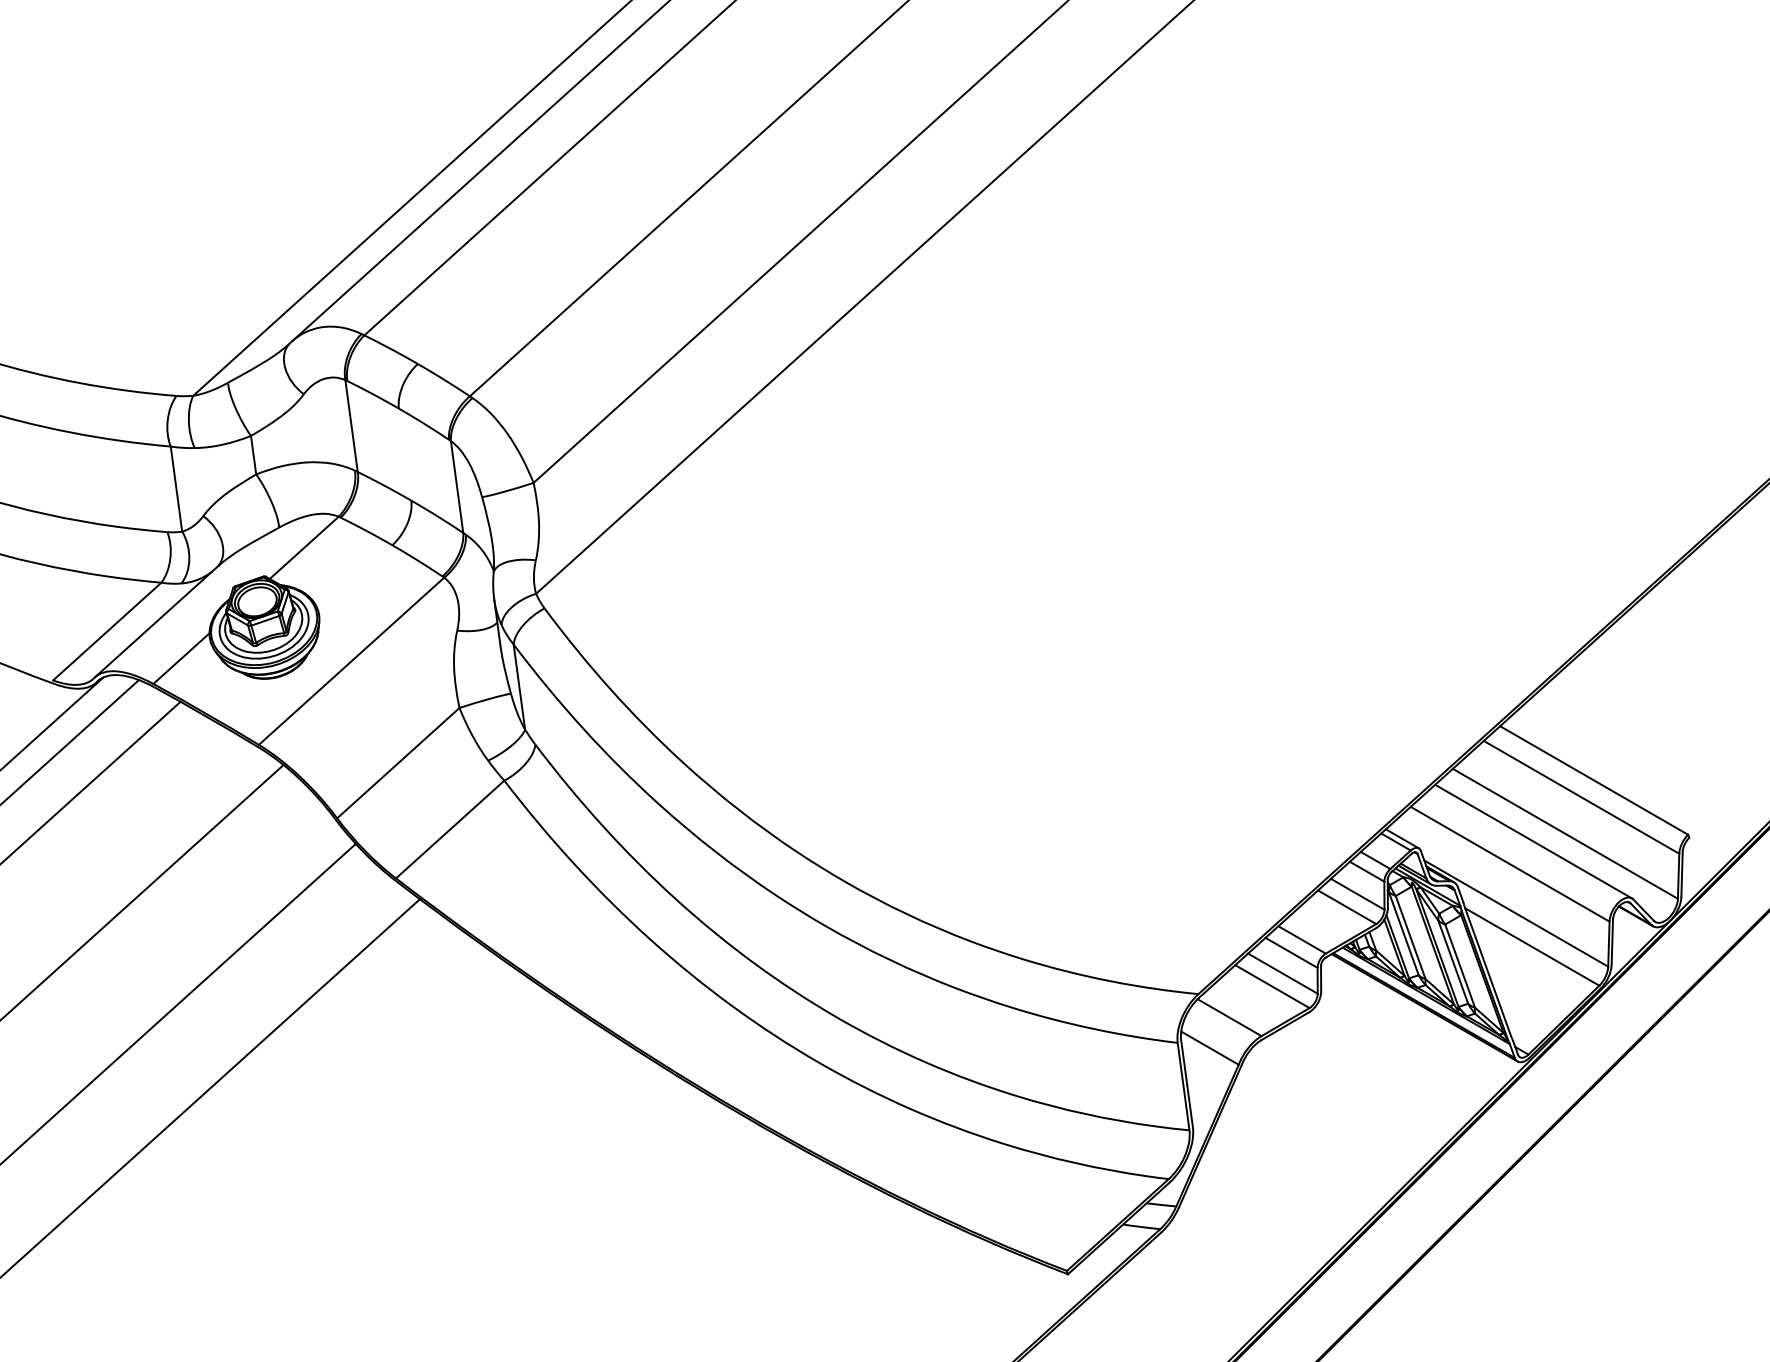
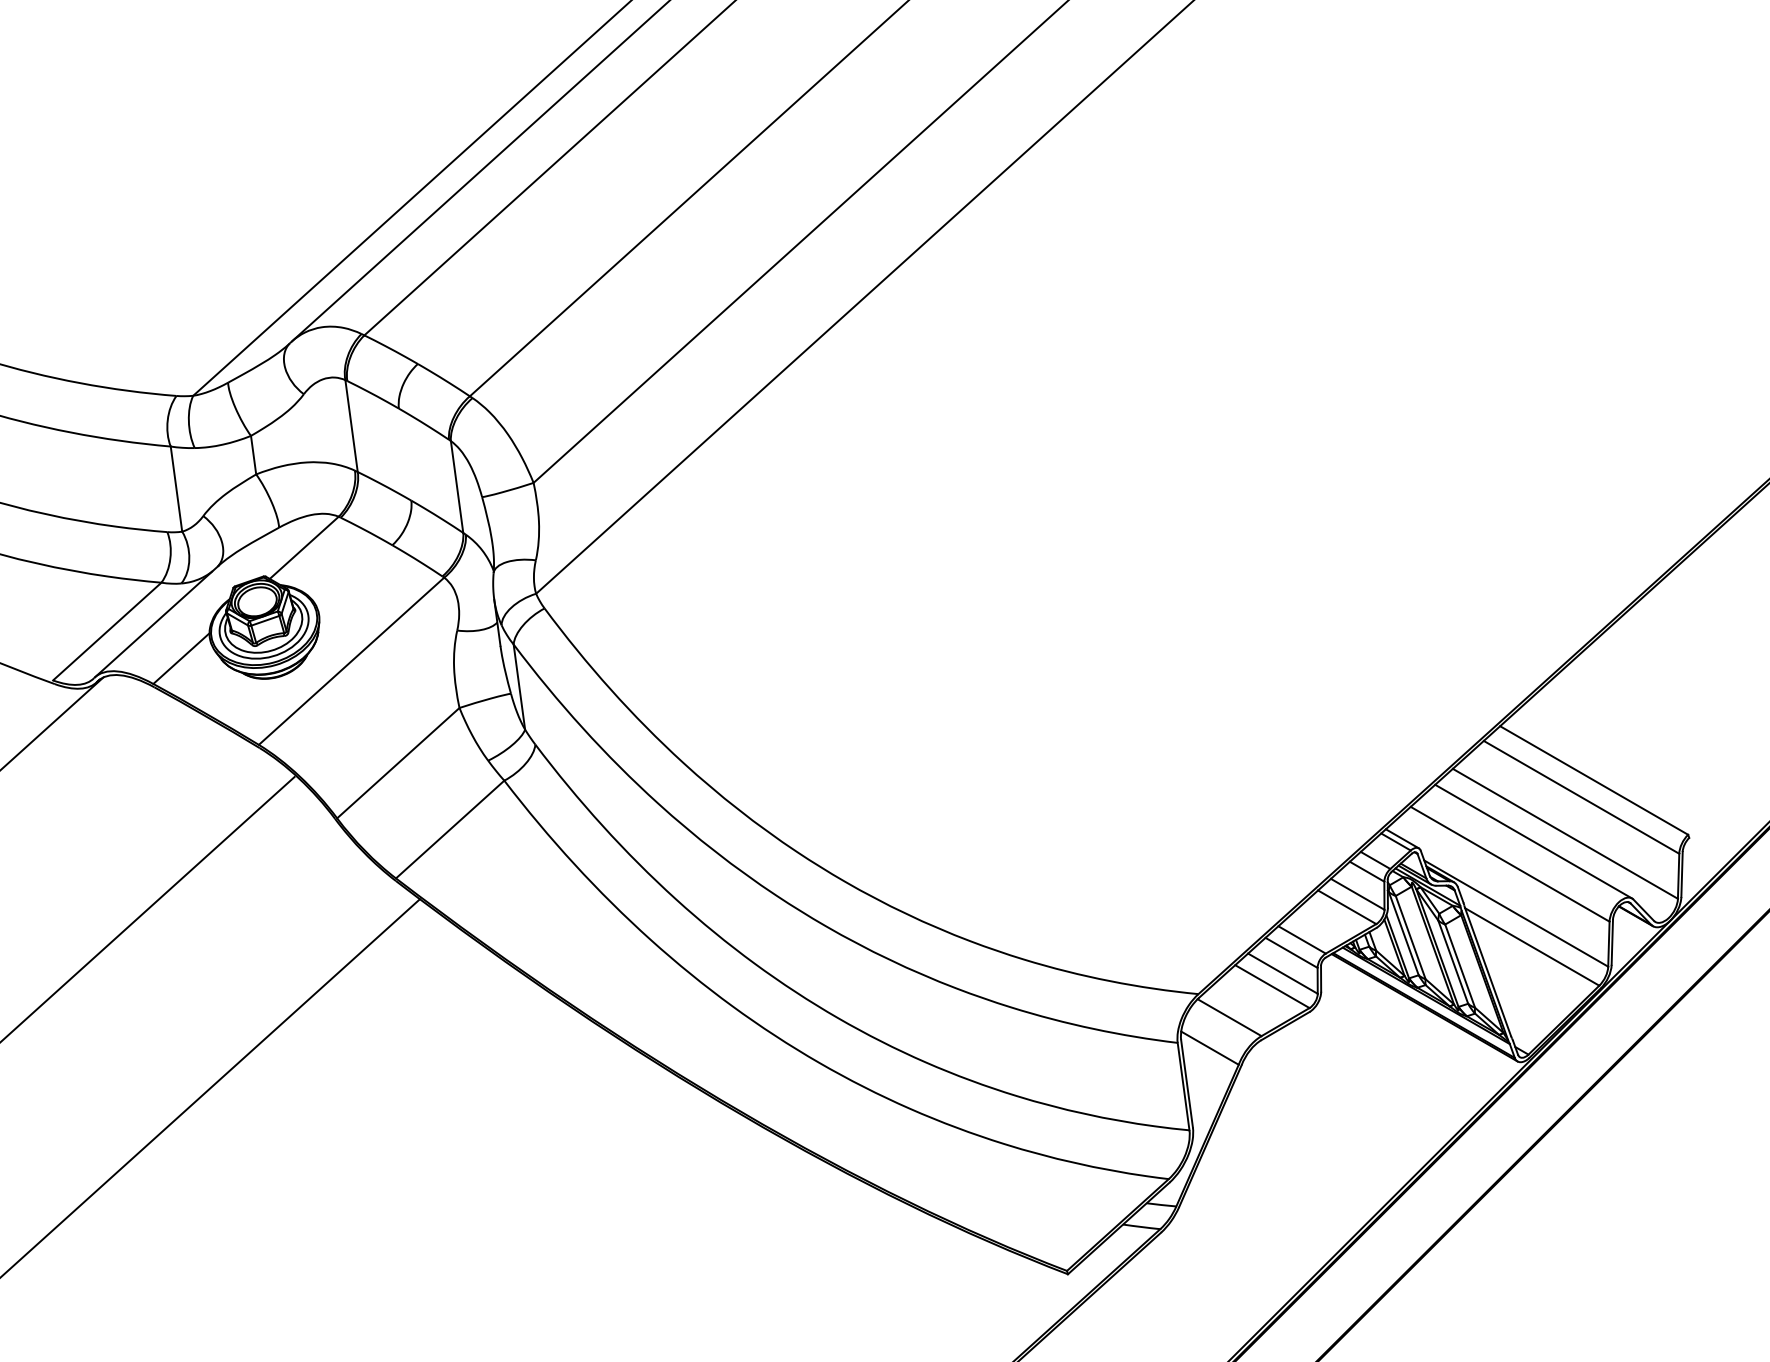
line: present -> none (70, 741)
line: present -> none (91, 781)
line position: (142, 891) -> (148, 908) (148, 908)
line: present -> none (178, 1002)
